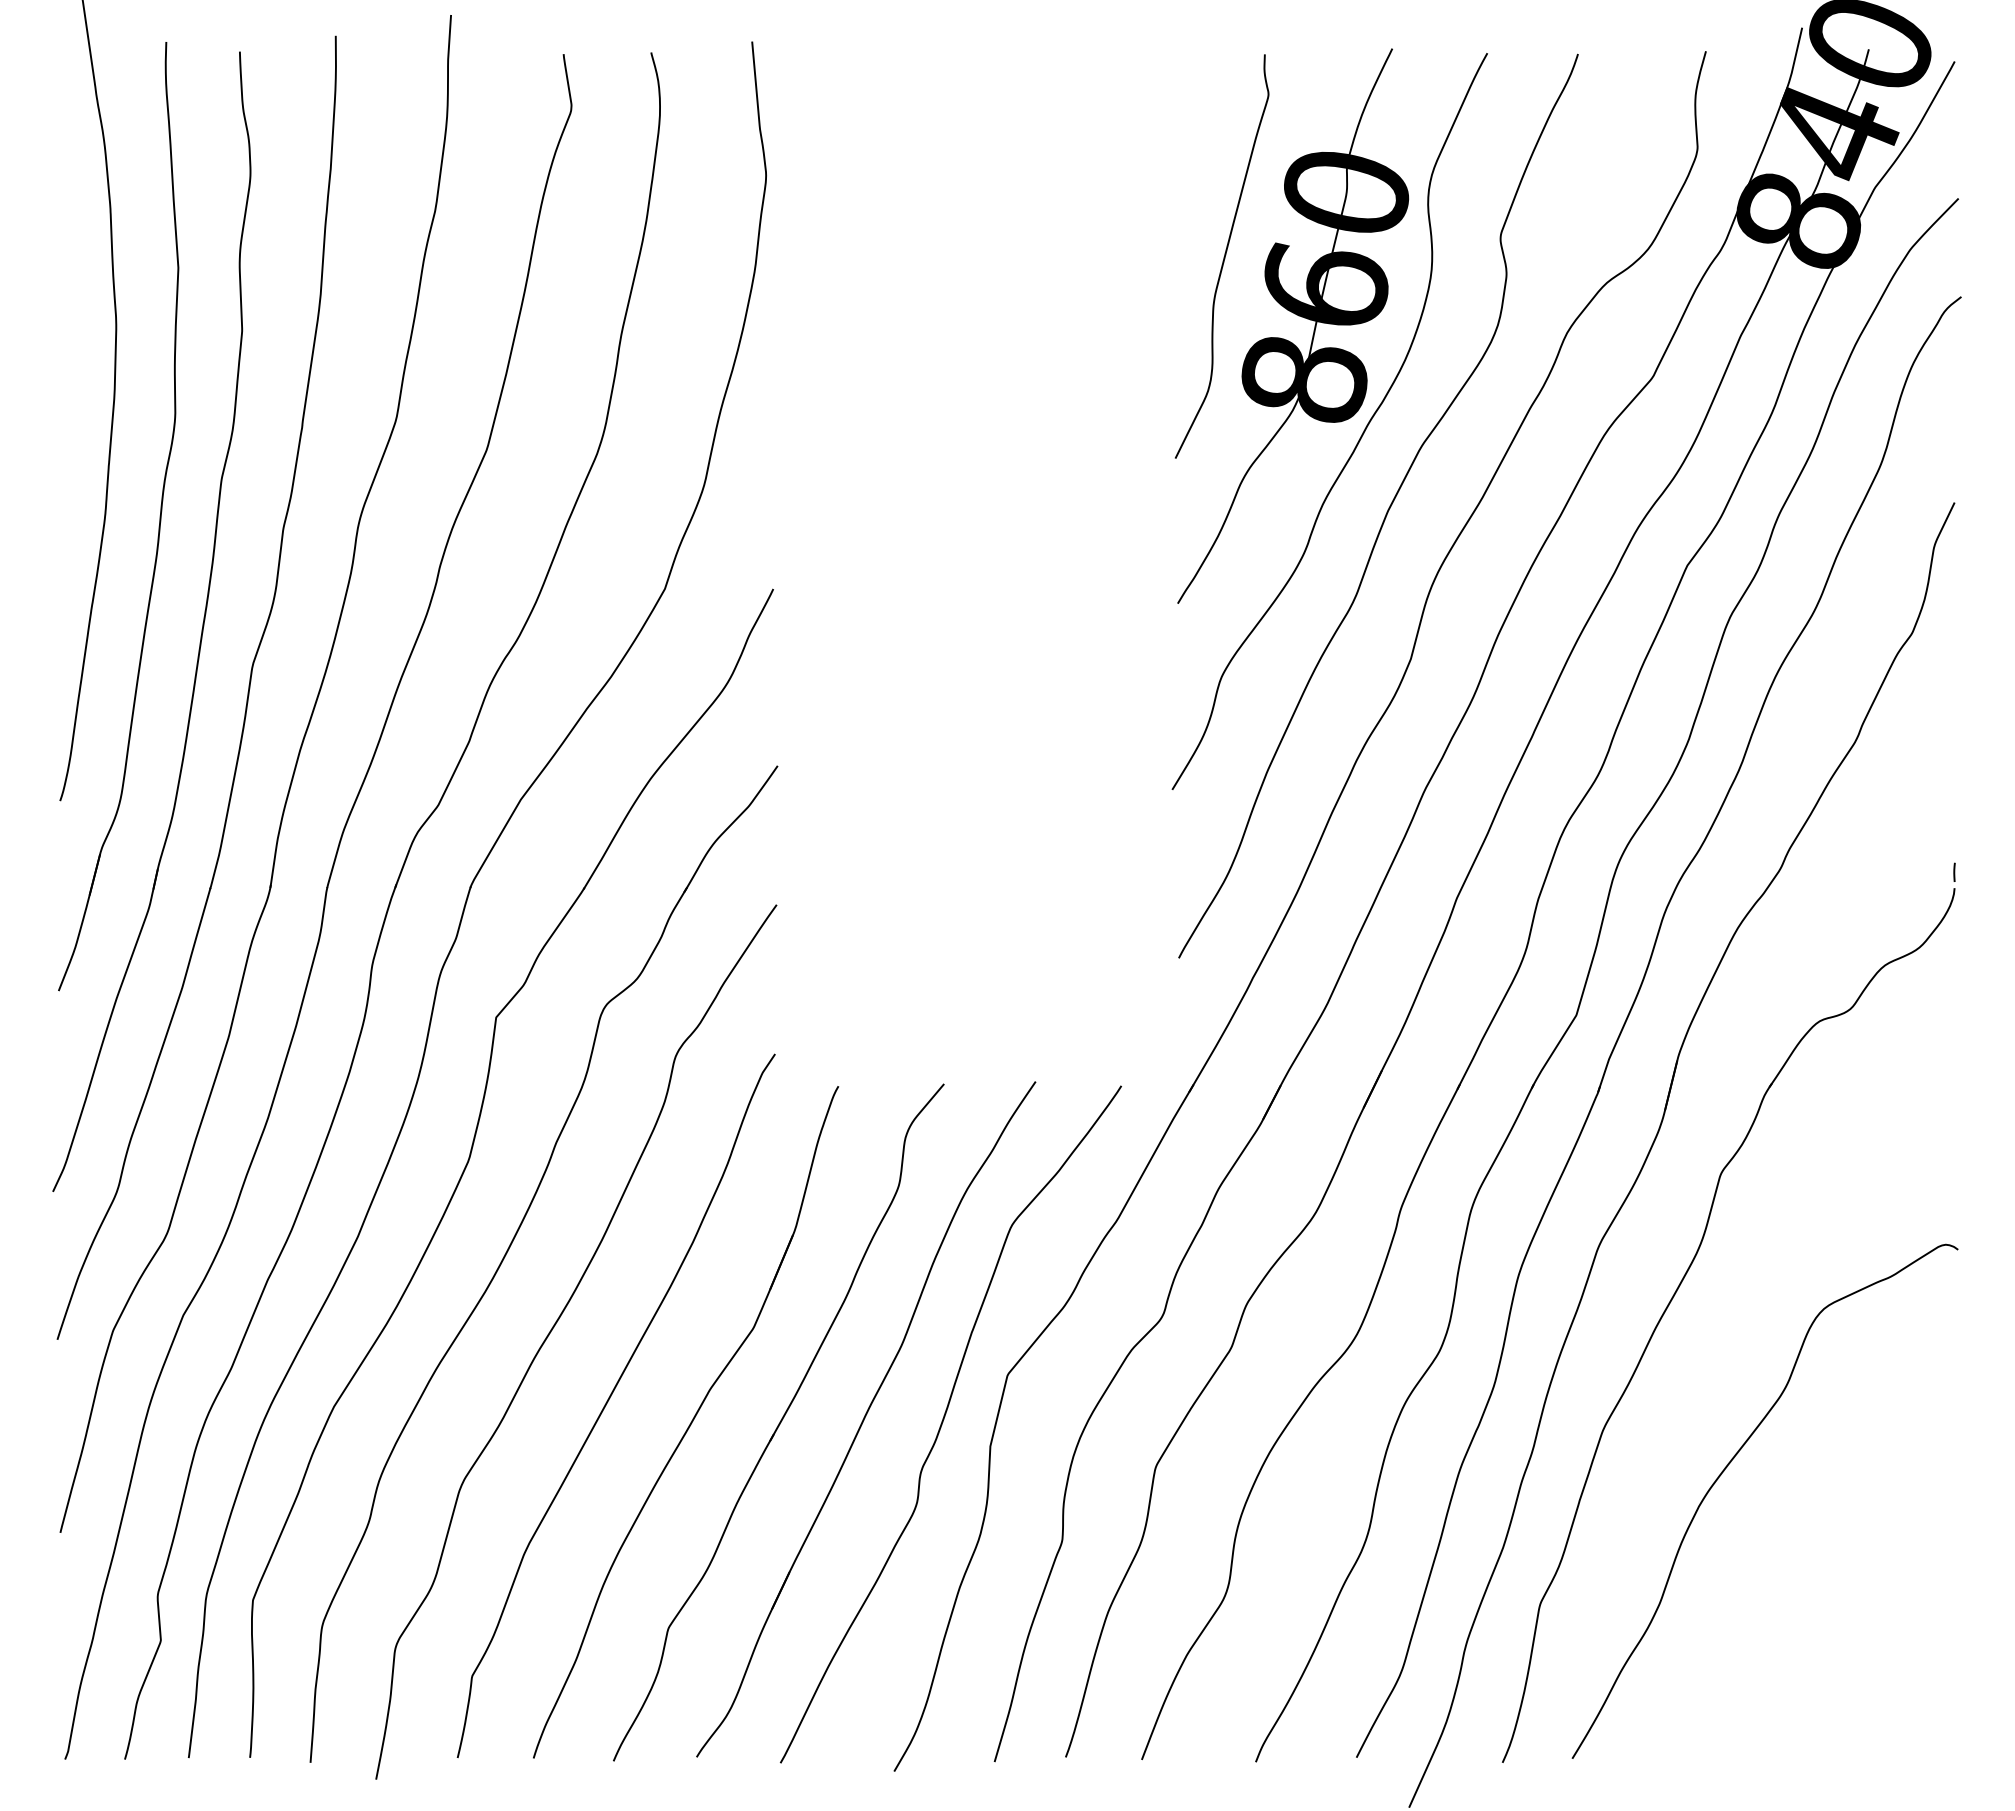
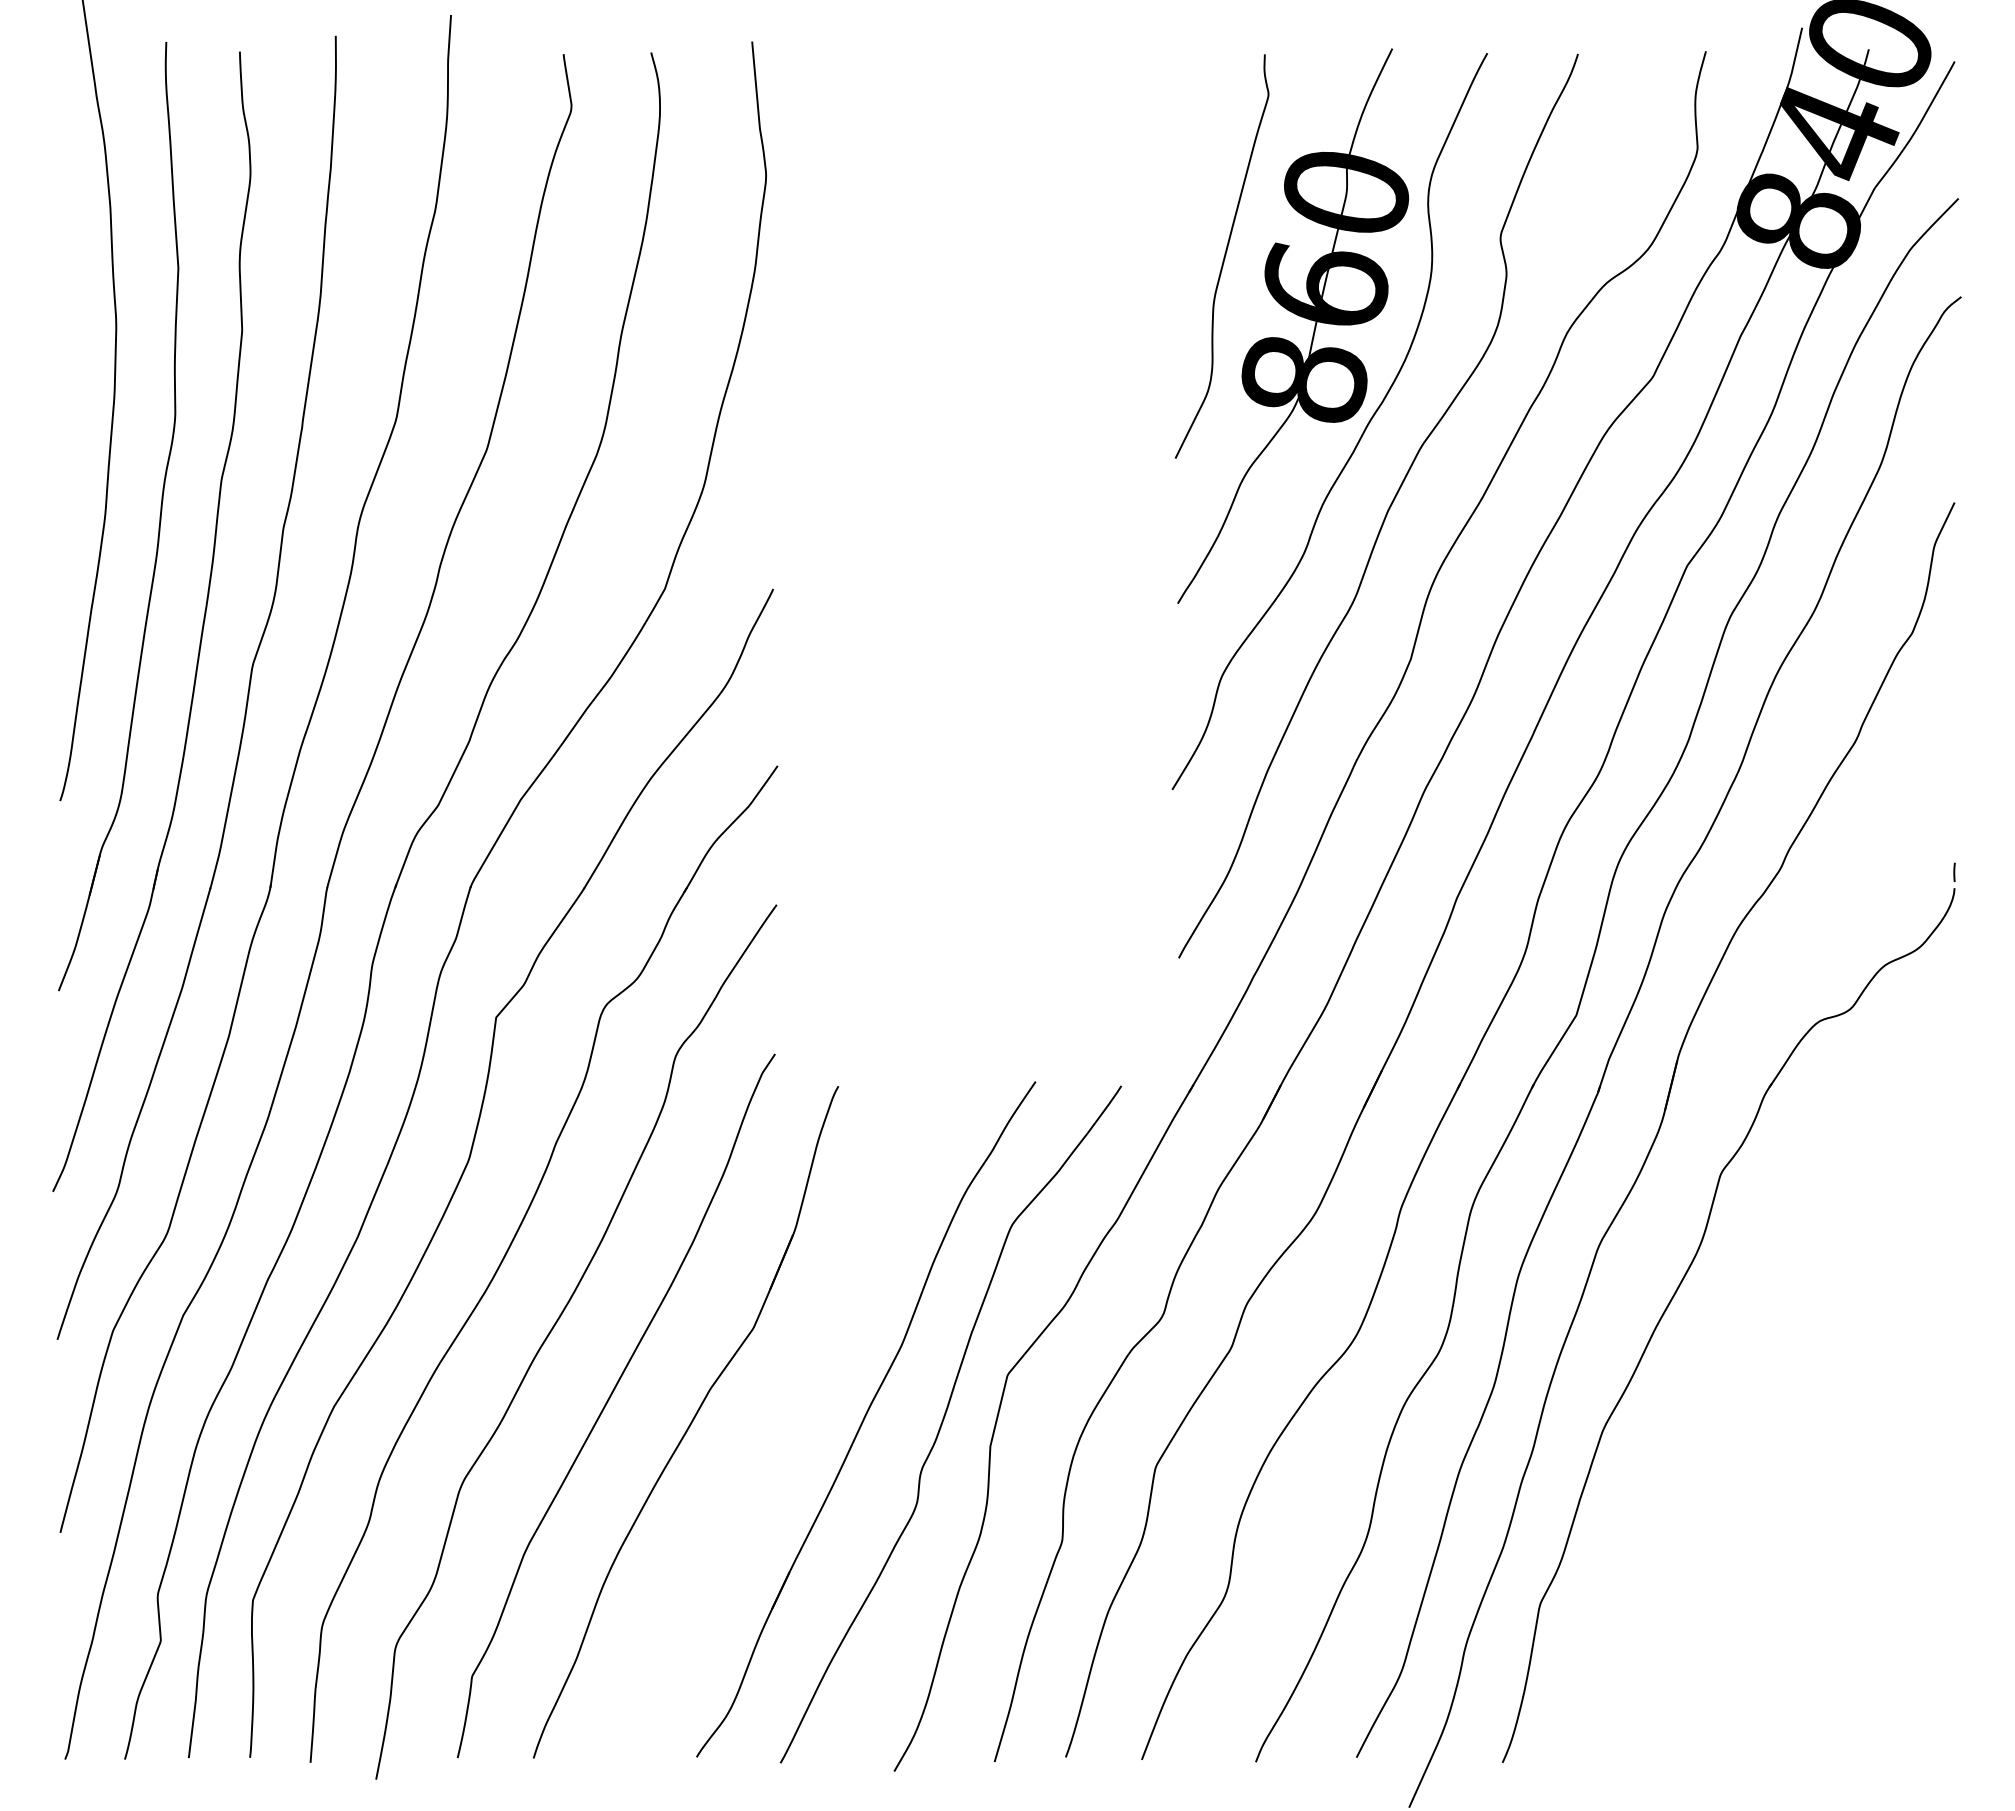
part: present -> none (778, 1422)
curve: present -> none (1724, 1471)
